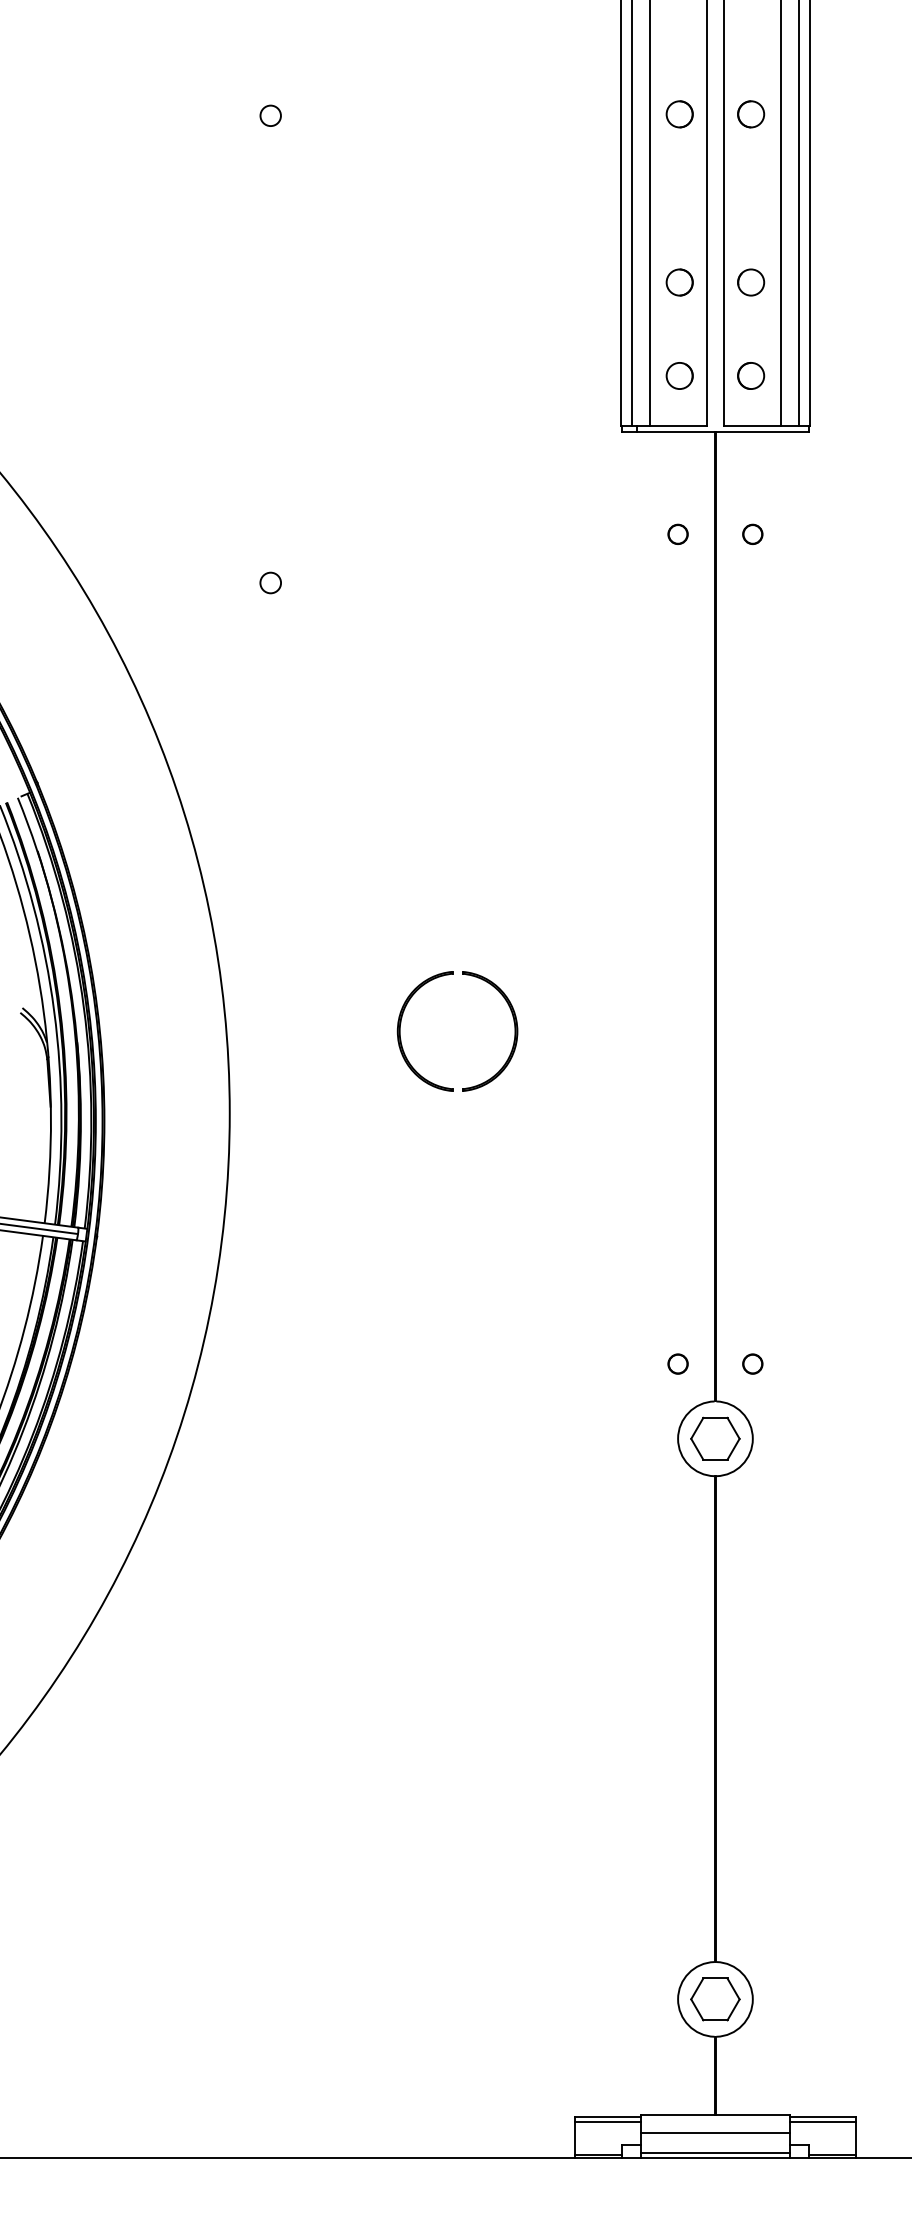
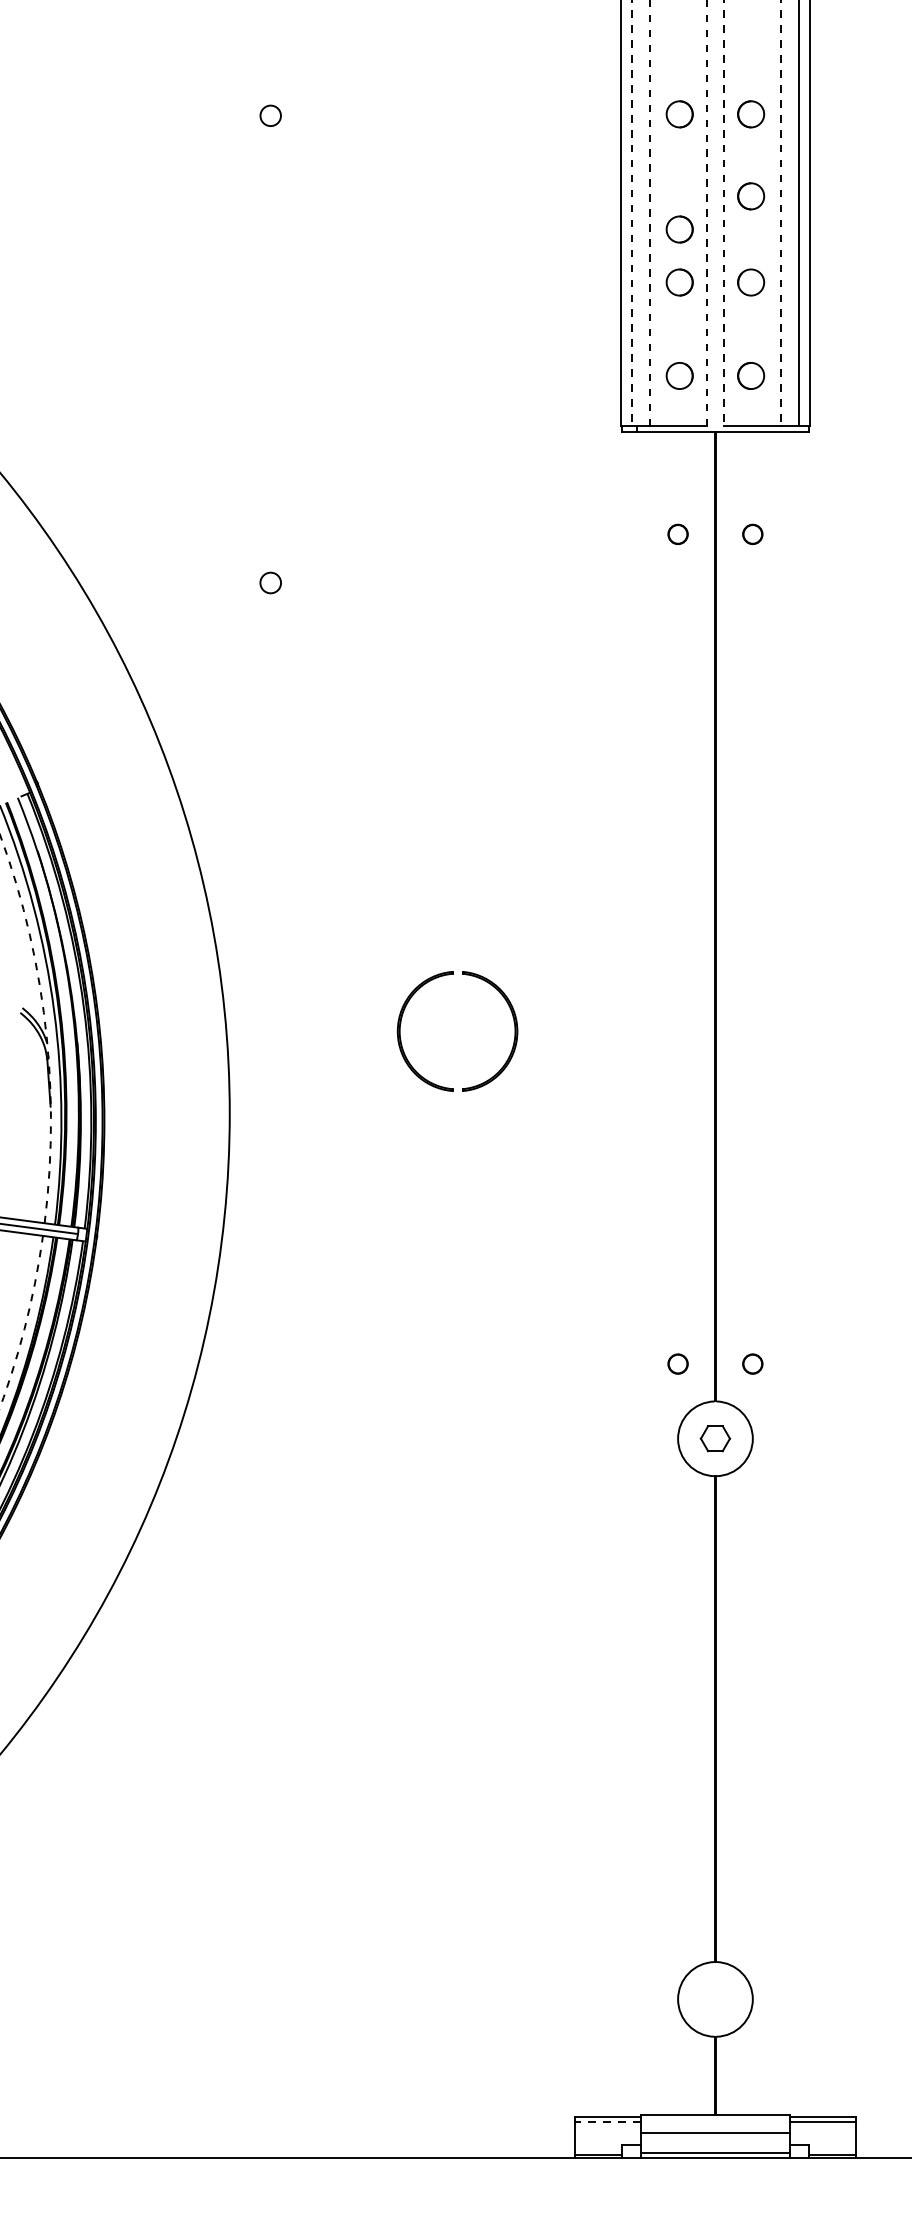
circle: none -> present (751, 196)
line: solid -> dashed (632, 213)
line: solid -> dashed (650, 213)
line: solid -> dashed (706, 213)
line: solid -> dashed (724, 213)
line: solid -> dashed (780, 213)
circle: none -> present (679, 229)
arc: solid -> dashed (45, 1026)
arc: solid -> dashed (26, 1322)
part size: 51x45 px -> 33x28 px (715, 1438)
part: present -> none (715, 1999)
line: solid -> dashed (608, 2122)
